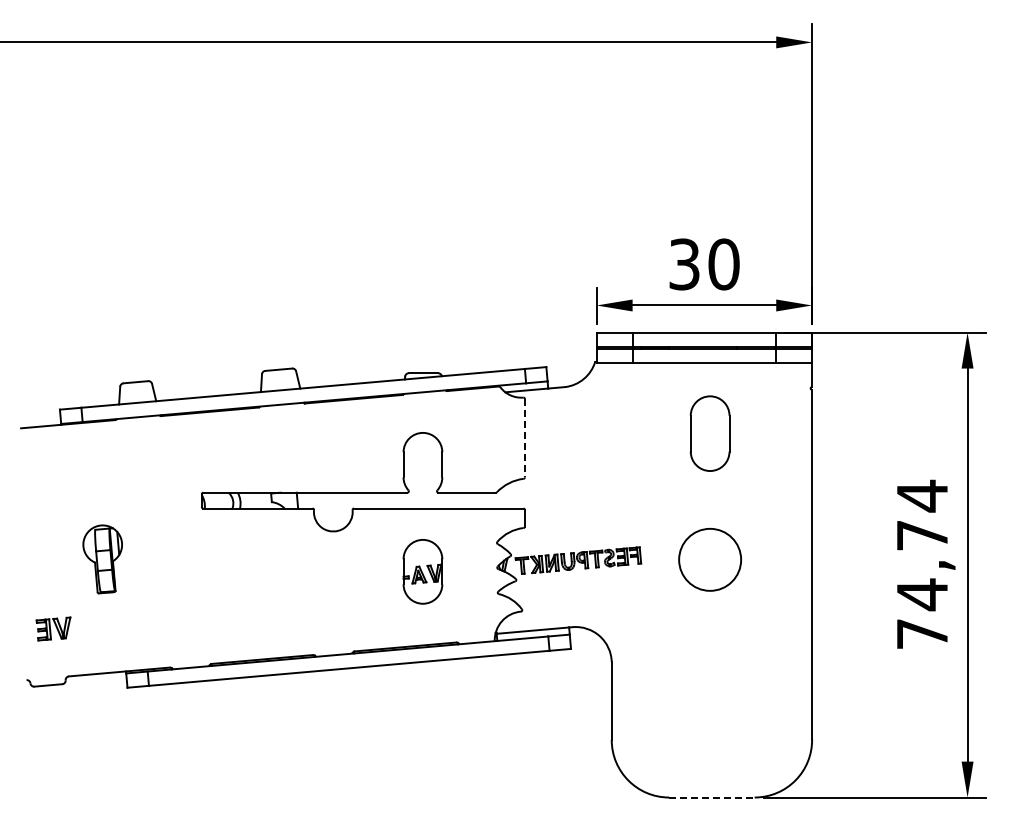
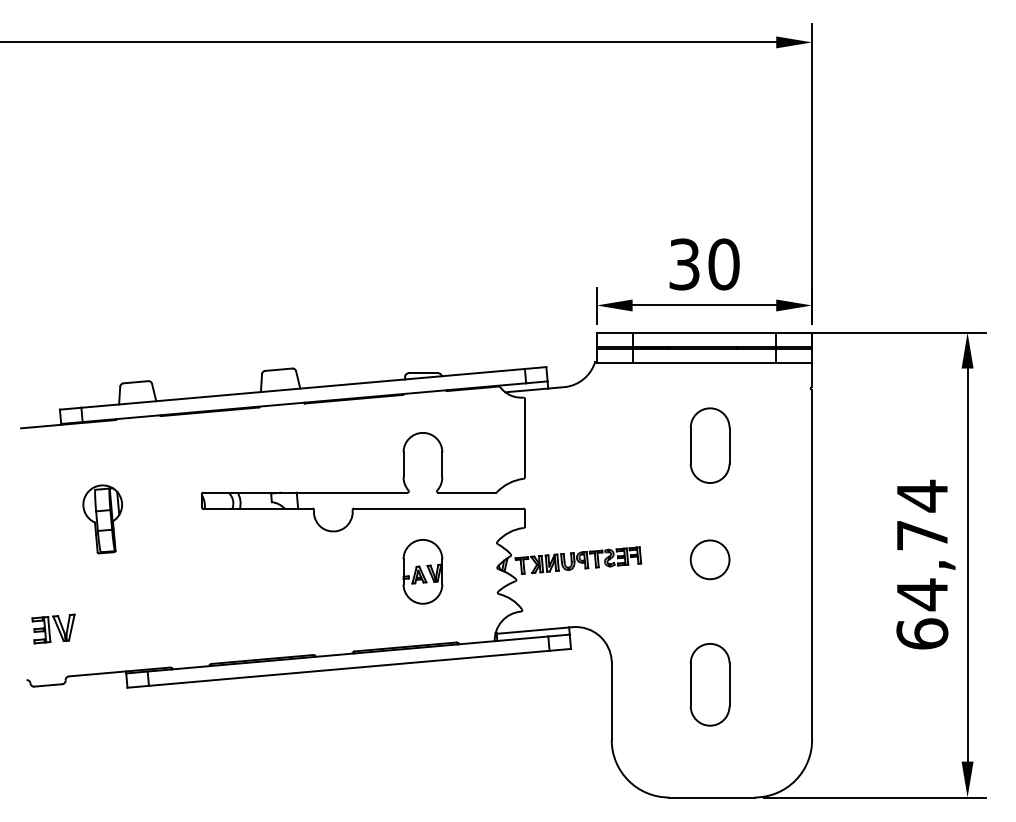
part position: (709, 433) -> (709, 445) (709, 445)
line: dashed -> solid (524, 438)
part position: (102, 559) -> (102, 519) (102, 519)
circle diameter: 62 px -> 39 px (709, 559)
part size: 37x26 px -> 45x32 px (53, 628)
text: 74,74 -> 64,74 (922, 633)
part: none -> present (709, 684)
line: dashed -> solid (711, 797)
